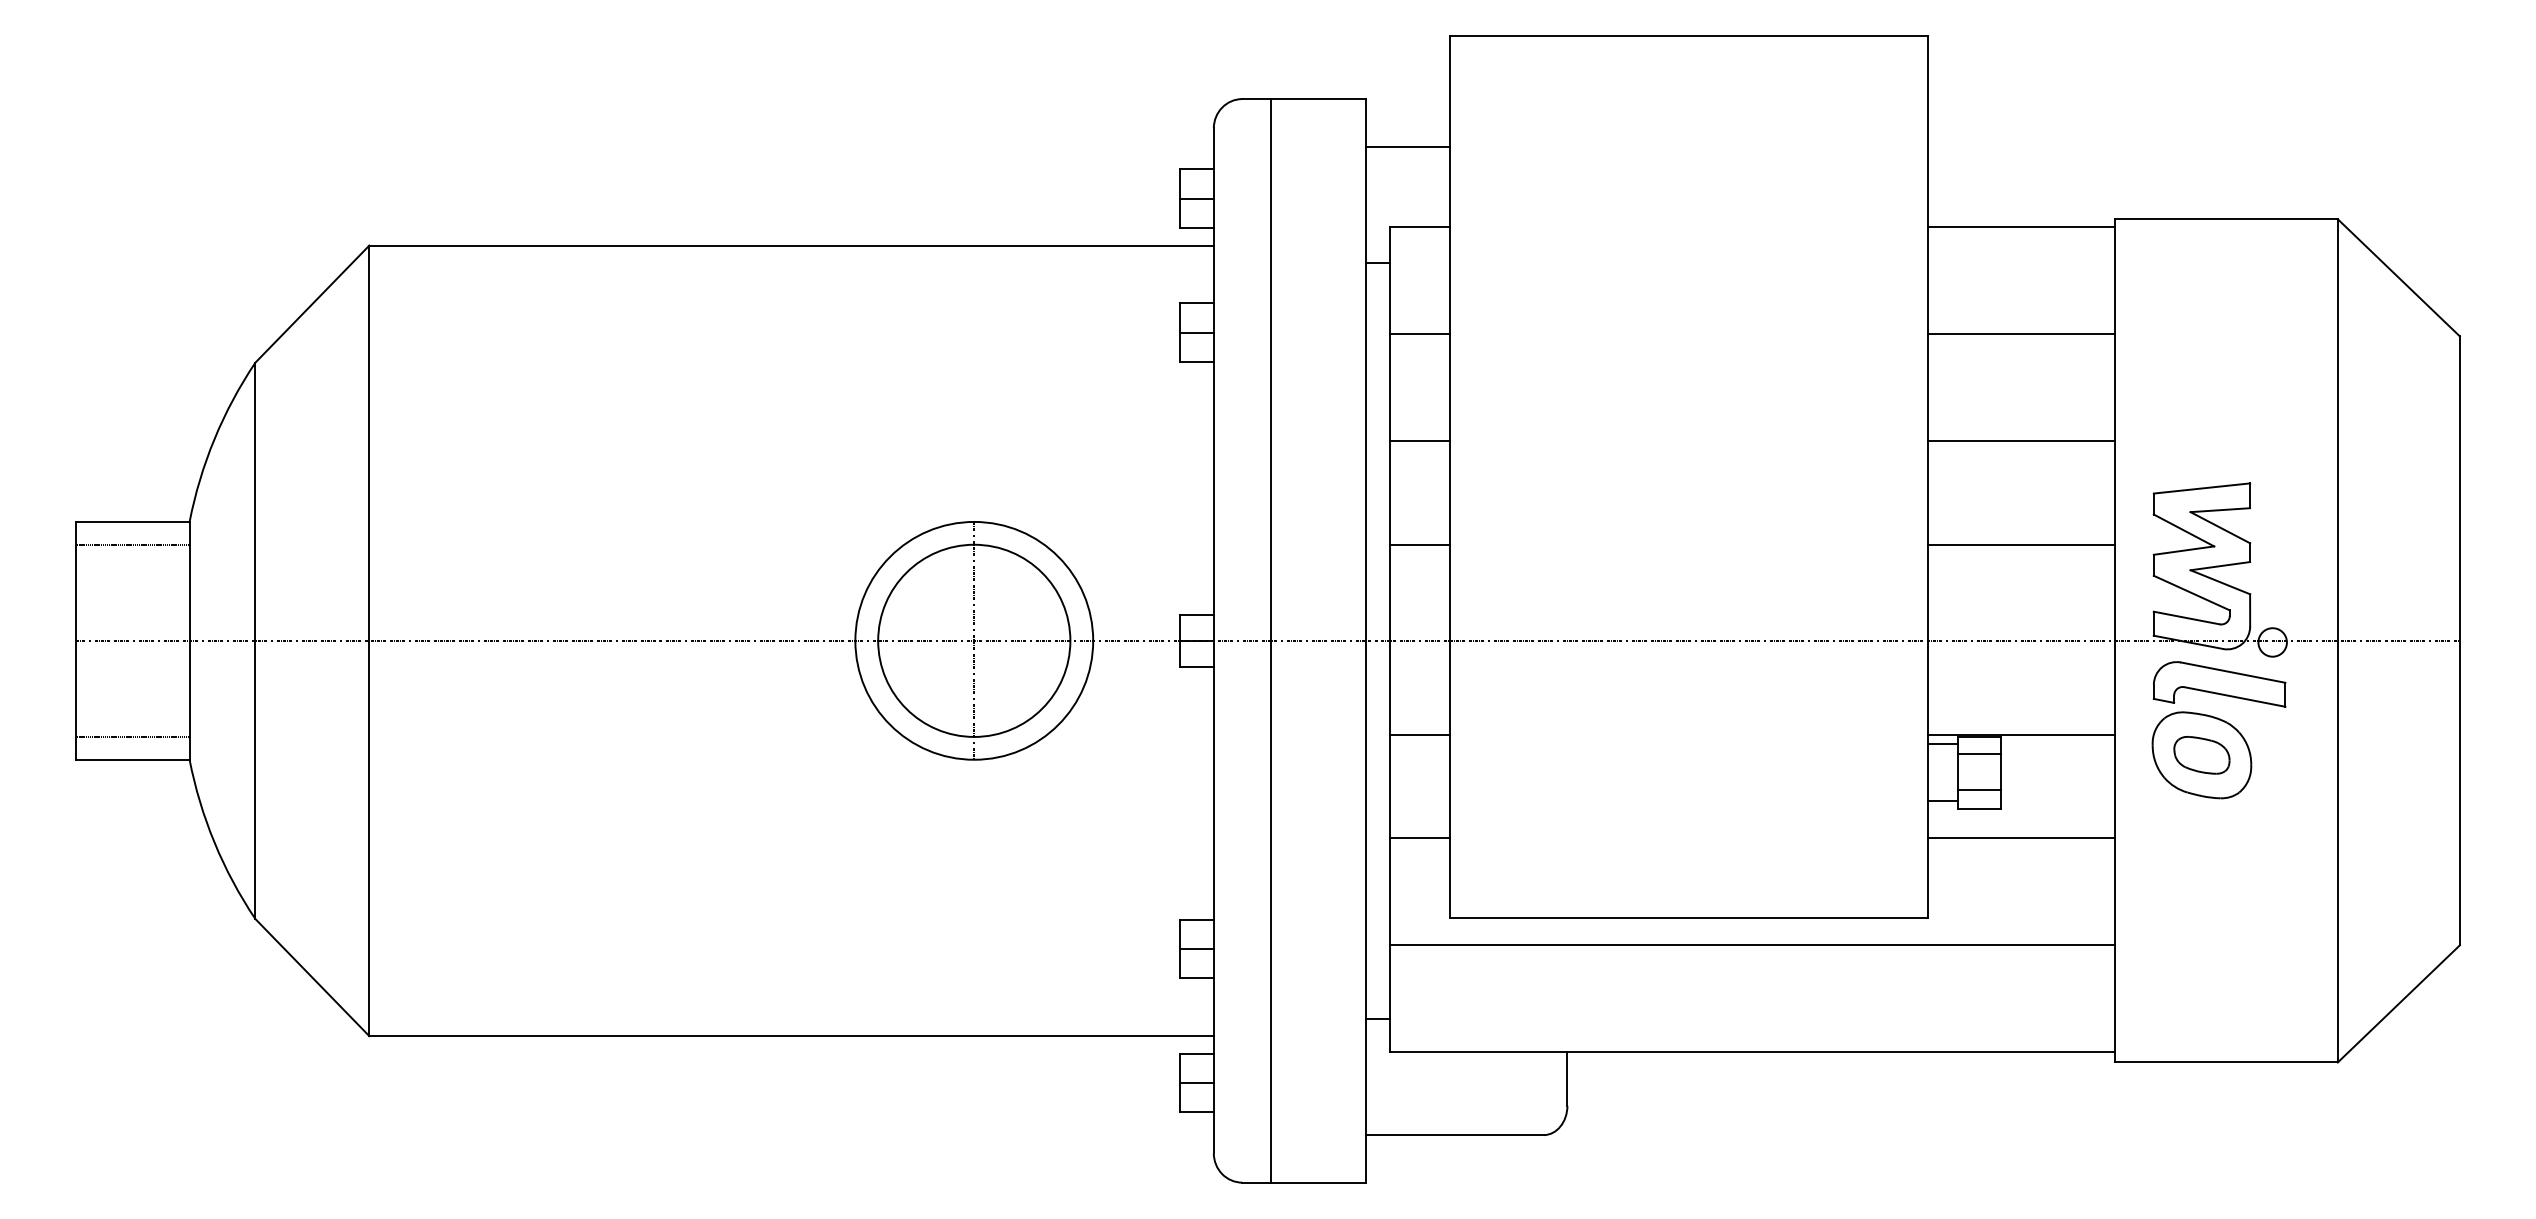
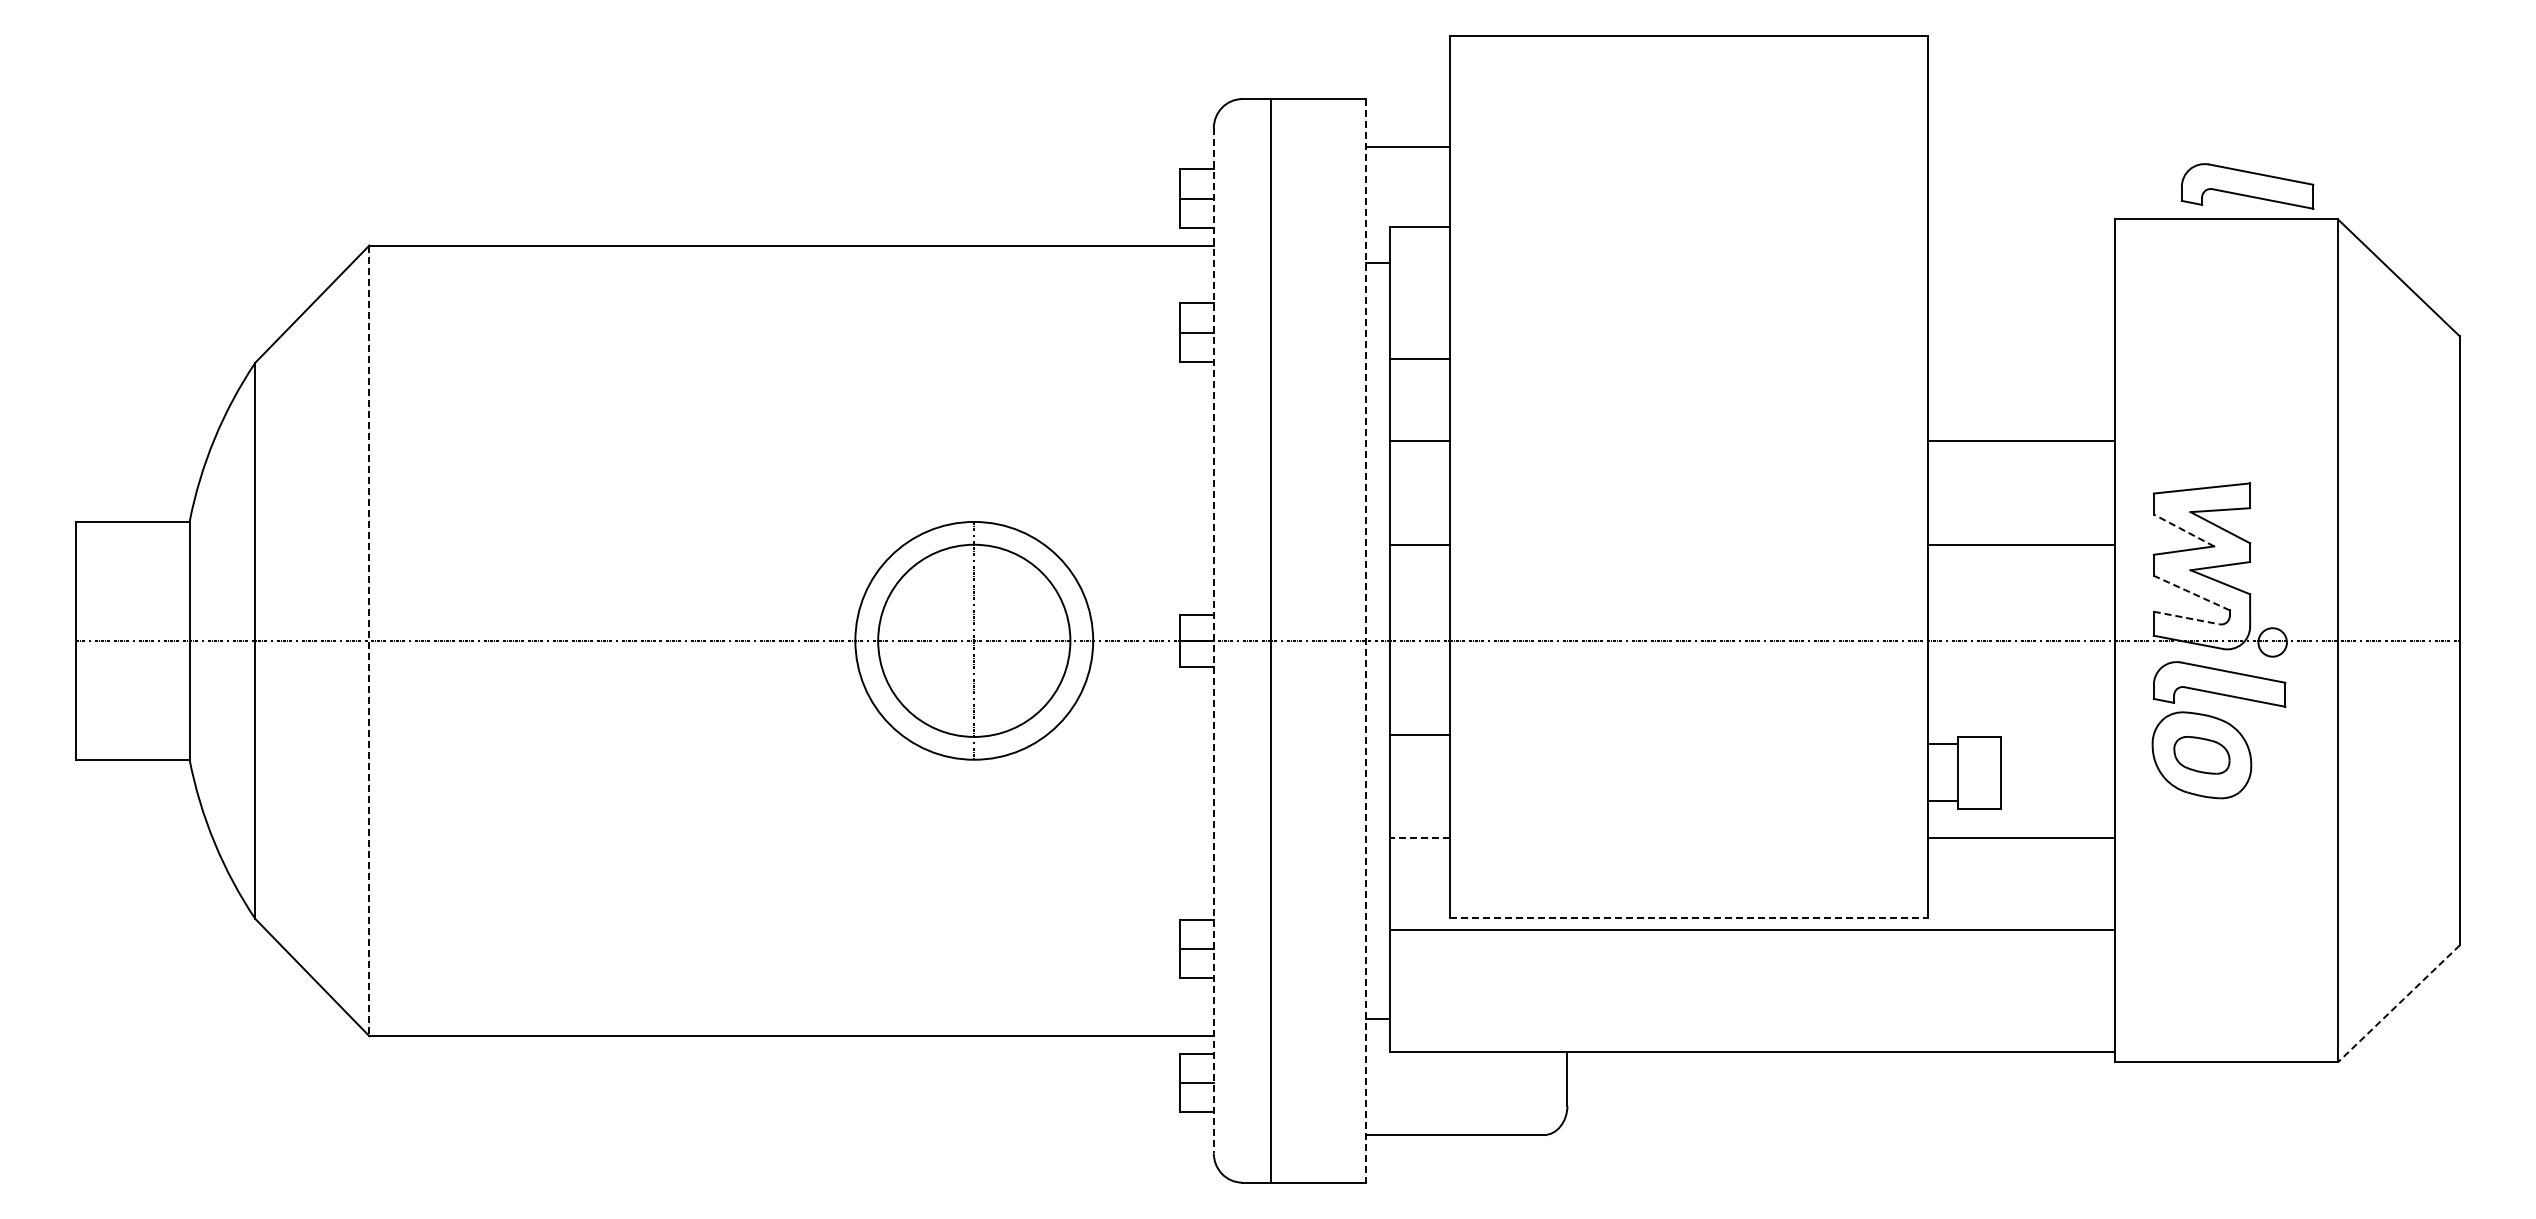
part: none -> present (2247, 186)
line: present -> none (2020, 227)
line position: (1419, 333) -> (1419, 358) (1419, 358)
line: present -> none (2020, 333)
line: solid -> dashed (2183, 530)
line: present -> none (132, 544)
line: solid -> dashed (2191, 593)
line: solid -> dashed (2186, 618)
line: solid -> dashed (1366, 640)
line: solid -> dashed (369, 641)
line: solid -> dashed (1213, 641)
line: present -> none (2020, 734)
line: present -> none (132, 736)
line: present -> none (1979, 754)
line: present -> none (1979, 790)
line: solid -> dashed (1419, 838)
line: solid -> dashed (1689, 918)
line position: (1751, 945) -> (1751, 930) (1751, 930)
line: solid -> dashed (2398, 1003)
